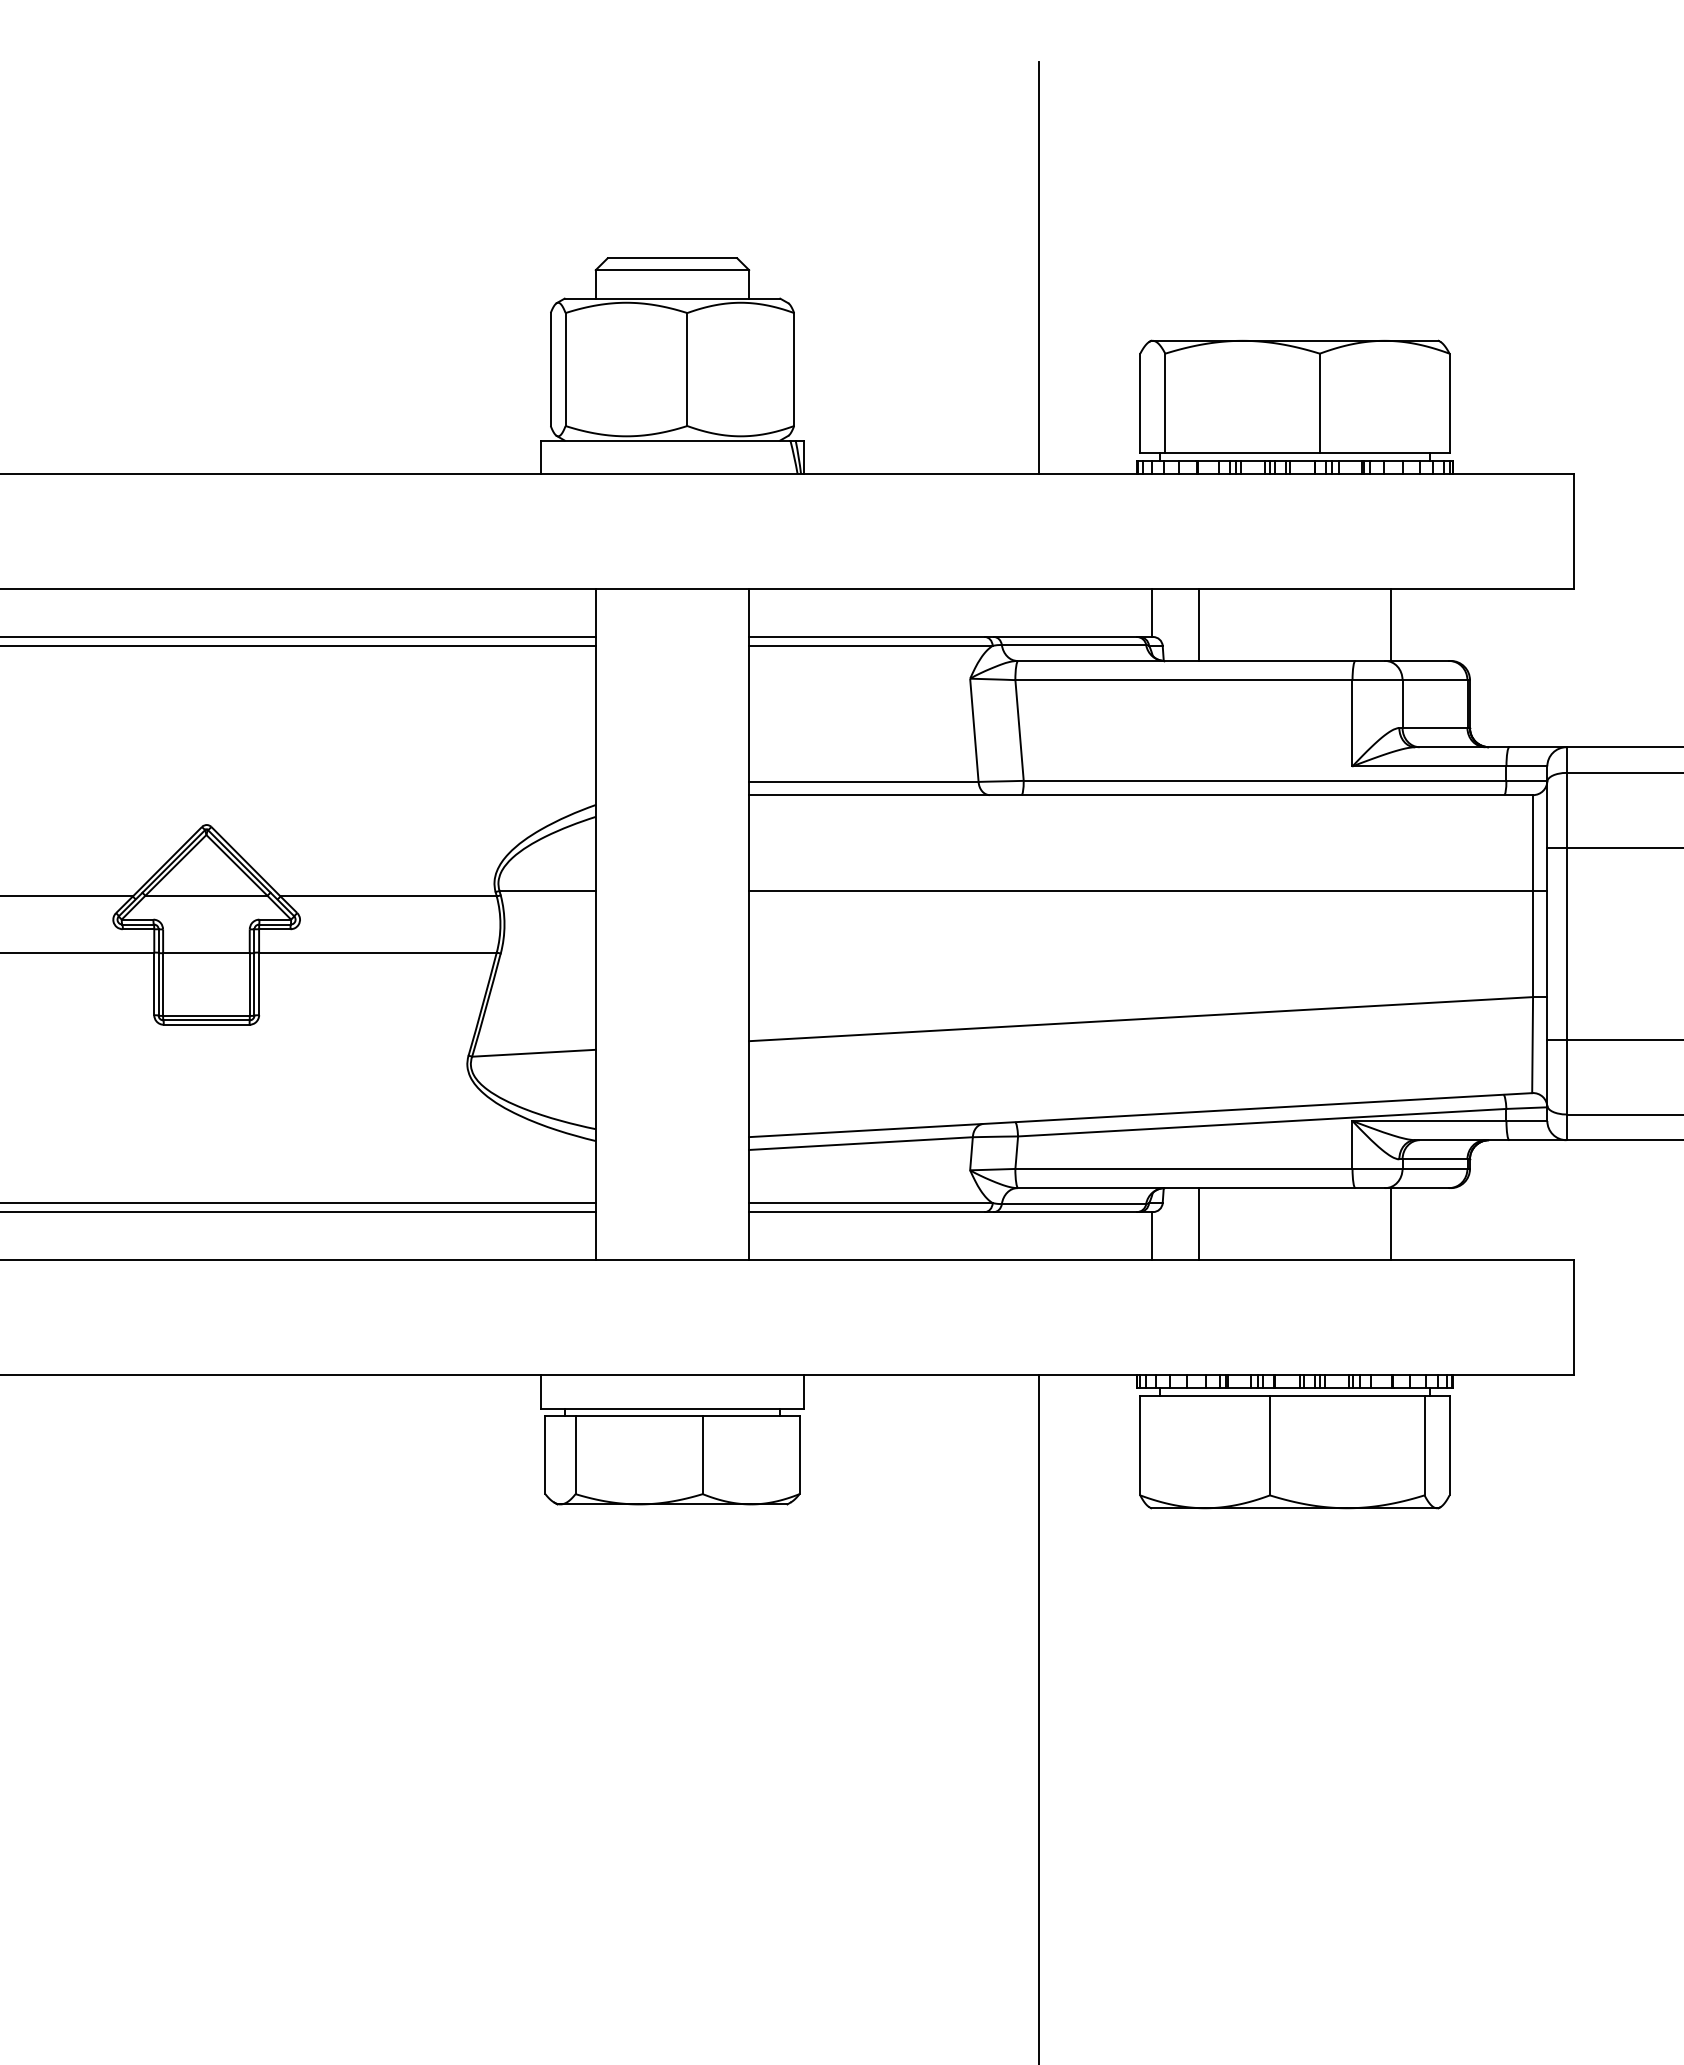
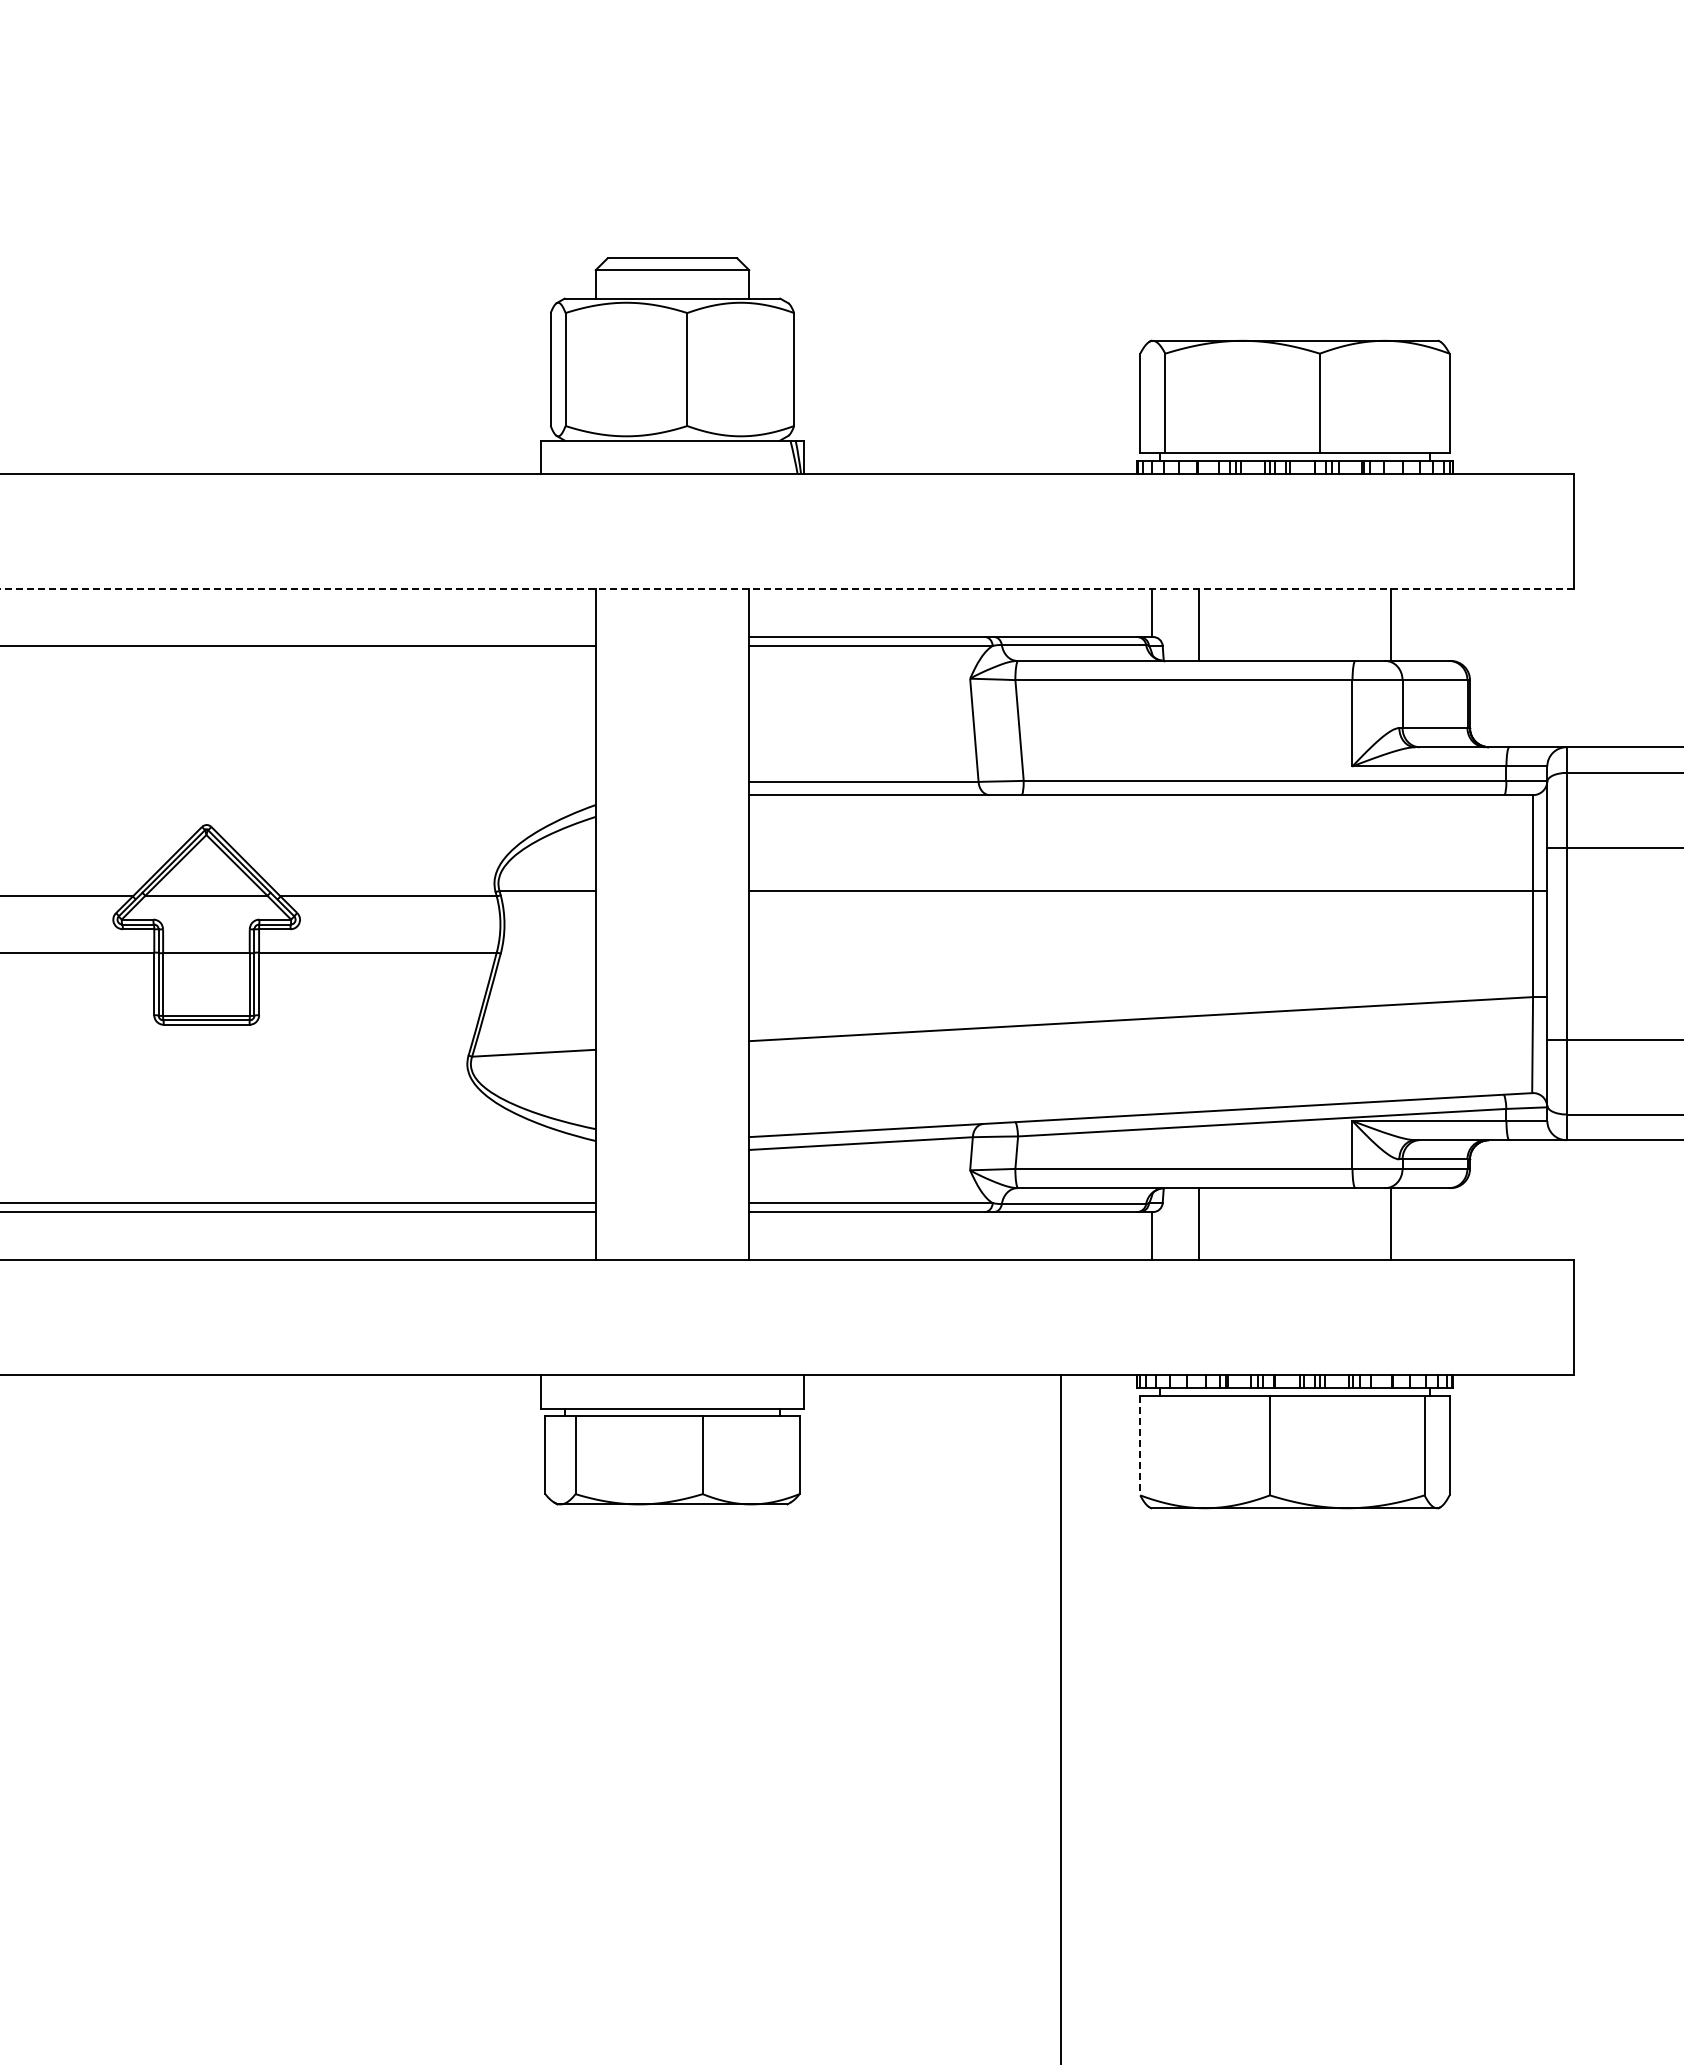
line: present -> none (1038, 267)
line: solid -> dashed (787, 589)
line: present -> none (298, 637)
line: solid -> dashed (1140, 1445)
line position: (1038, 1718) -> (1060, 1718) (1060, 1718)
